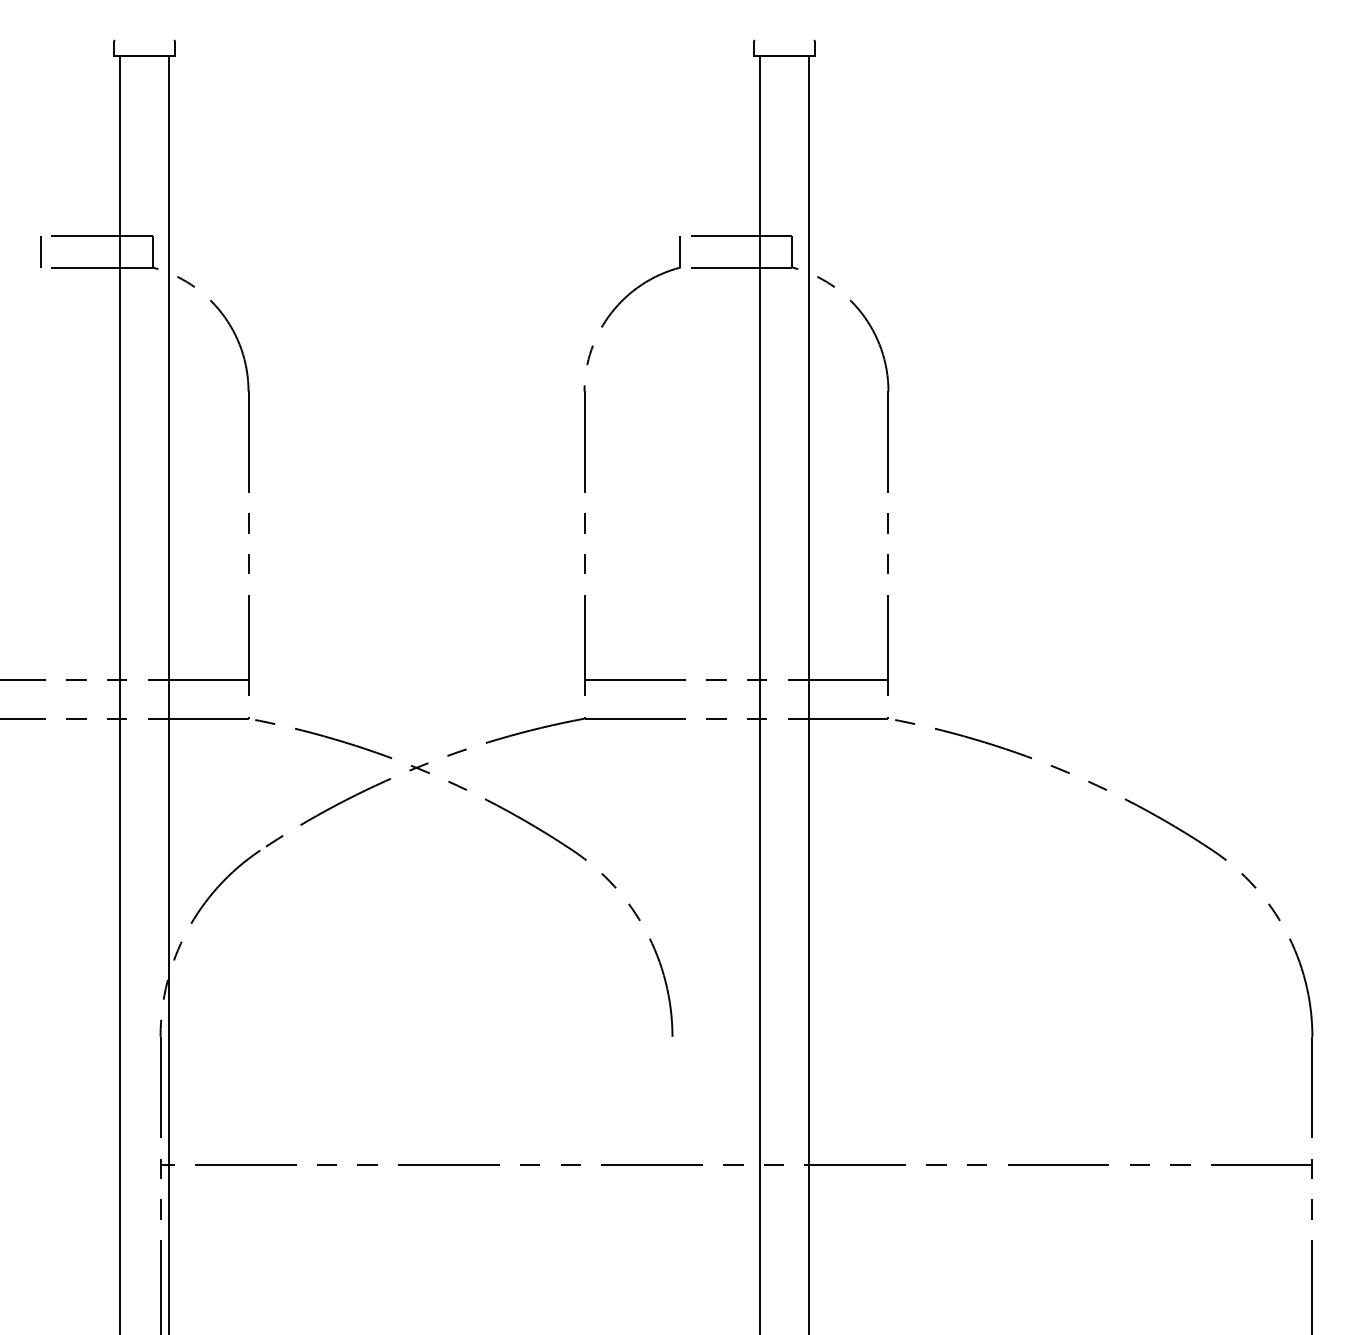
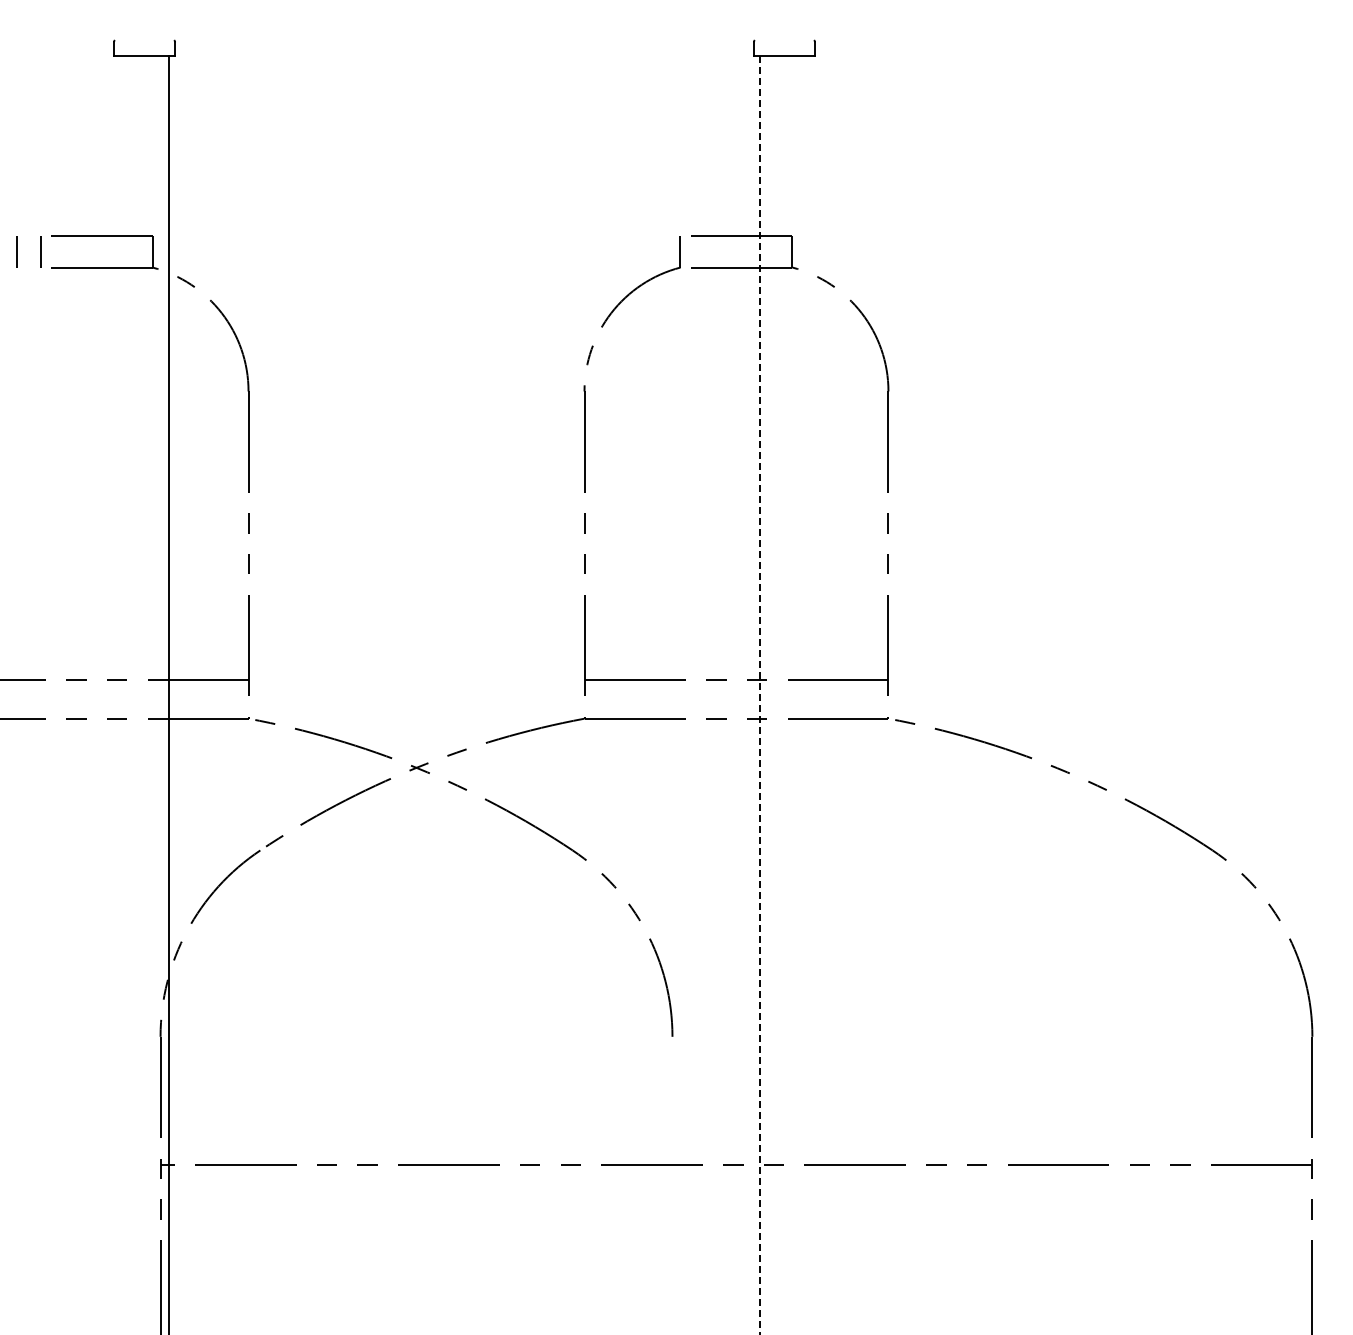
line: none -> present (16, 251)
line: present -> none (119, 693)
line: present -> none (809, 693)
line: solid -> dashed (759, 695)
